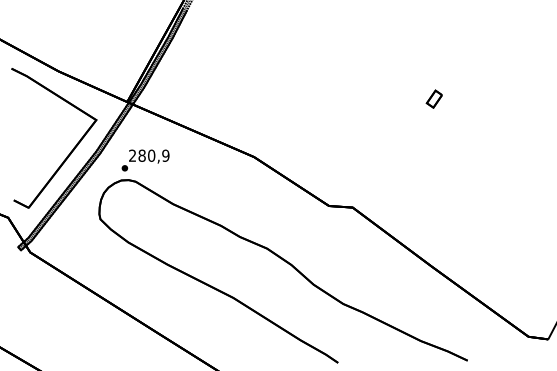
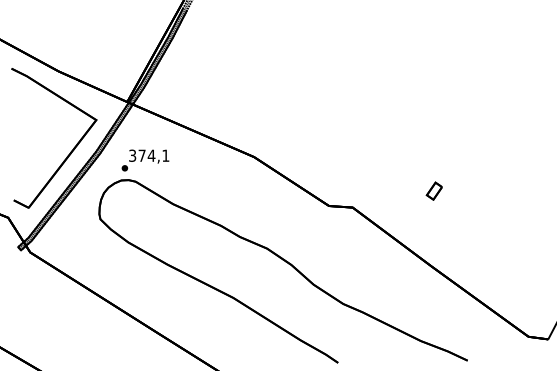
part position: (433, 98) -> (433, 190) (433, 190)
text: 280,9 -> 374,1 (149, 155)
